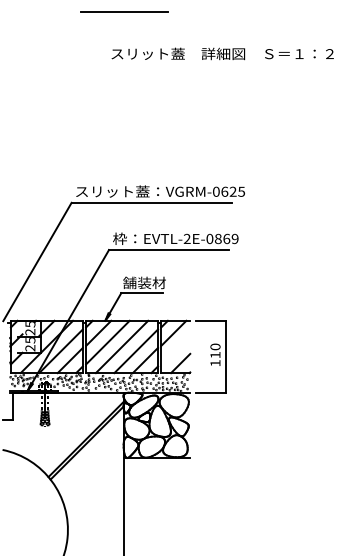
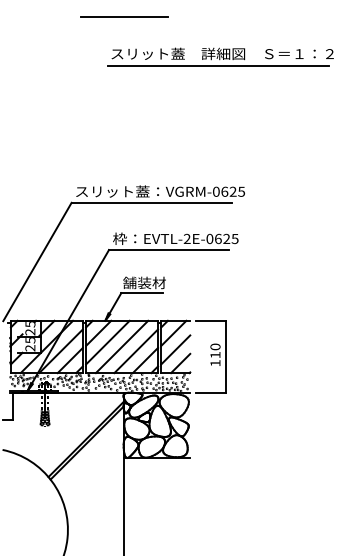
line position: (124, 11) -> (124, 16) (124, 16)
line: none -> present (218, 65)
text: EVTL-2E-0869 -> EVTL-2E-0625 (226, 238)
line: none -> present (175, 349)
